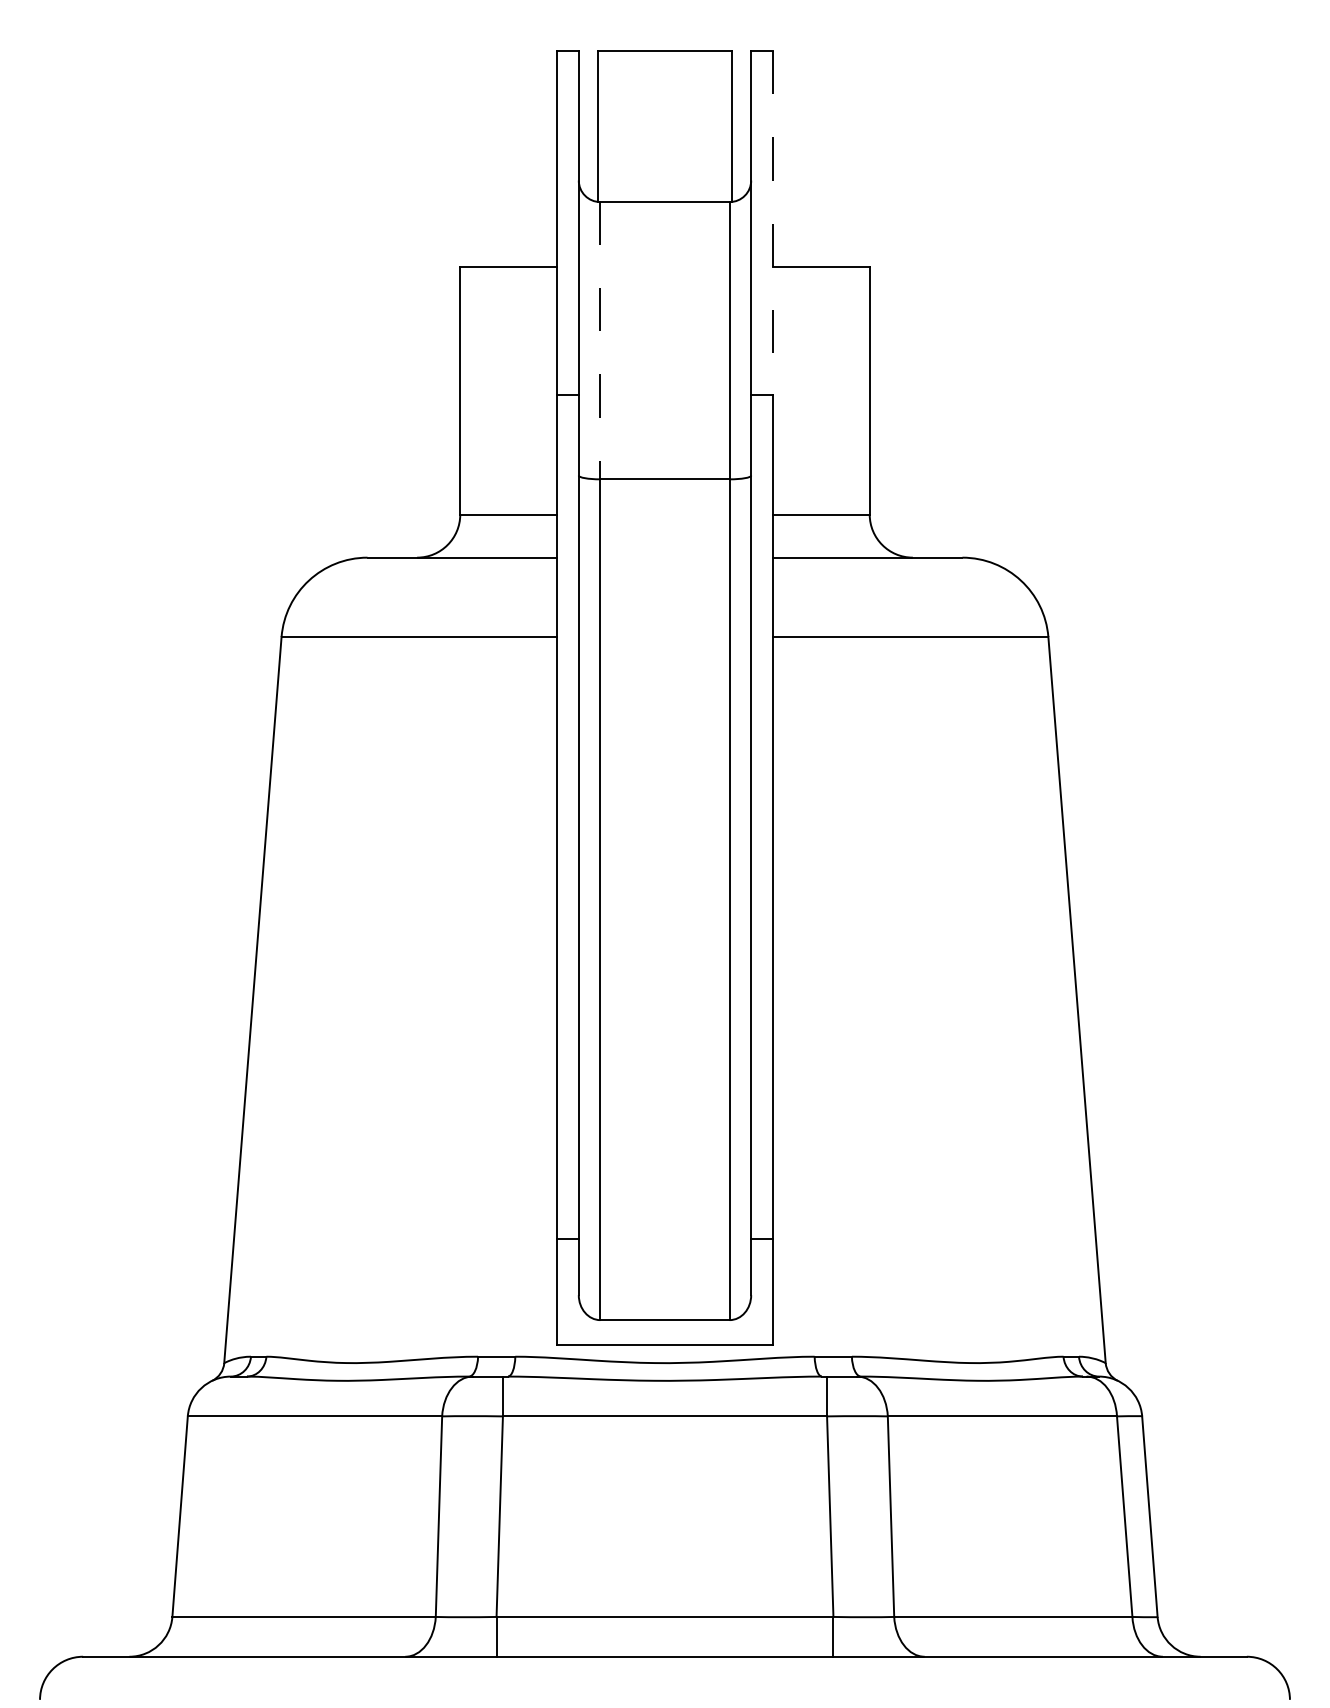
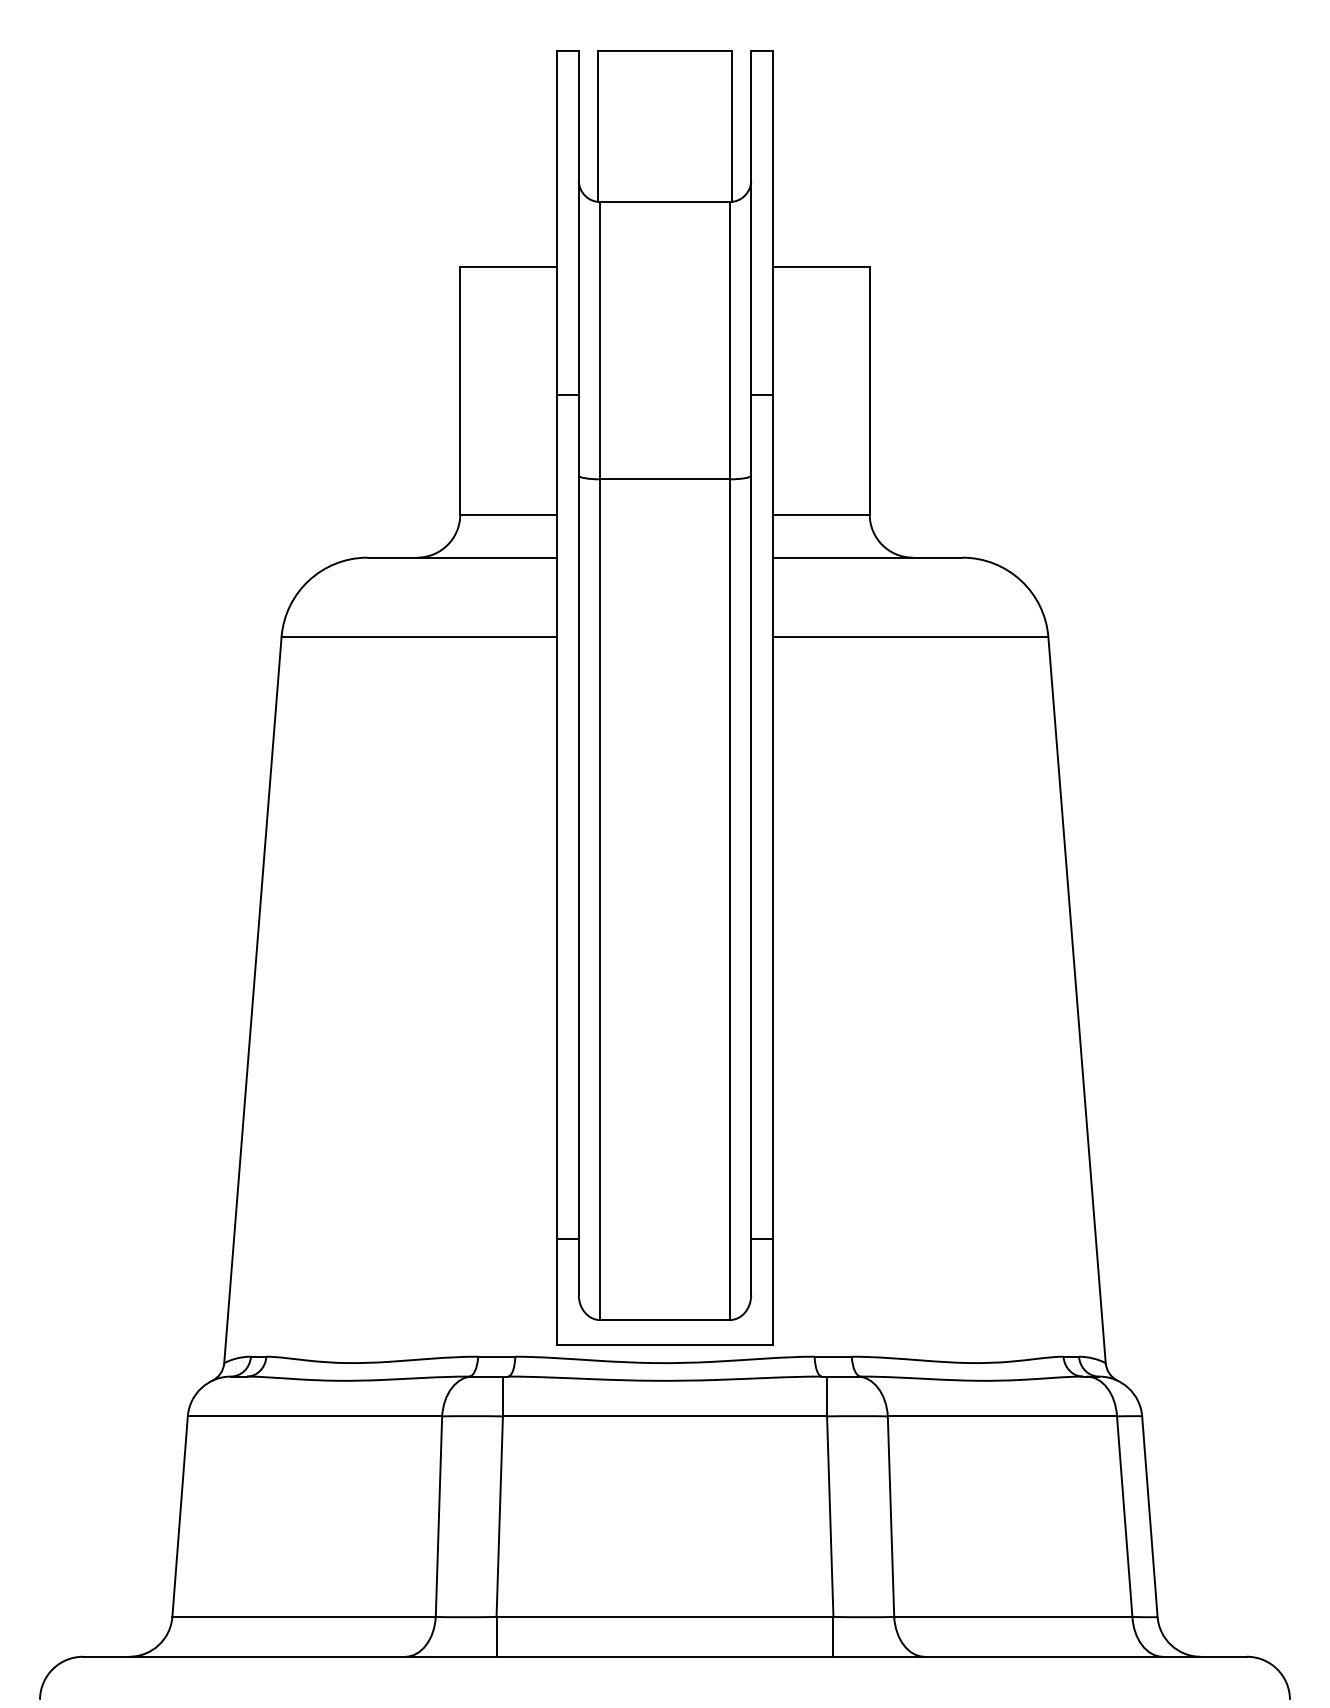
line: dashed -> solid (772, 222)
line: dashed -> solid (600, 340)
